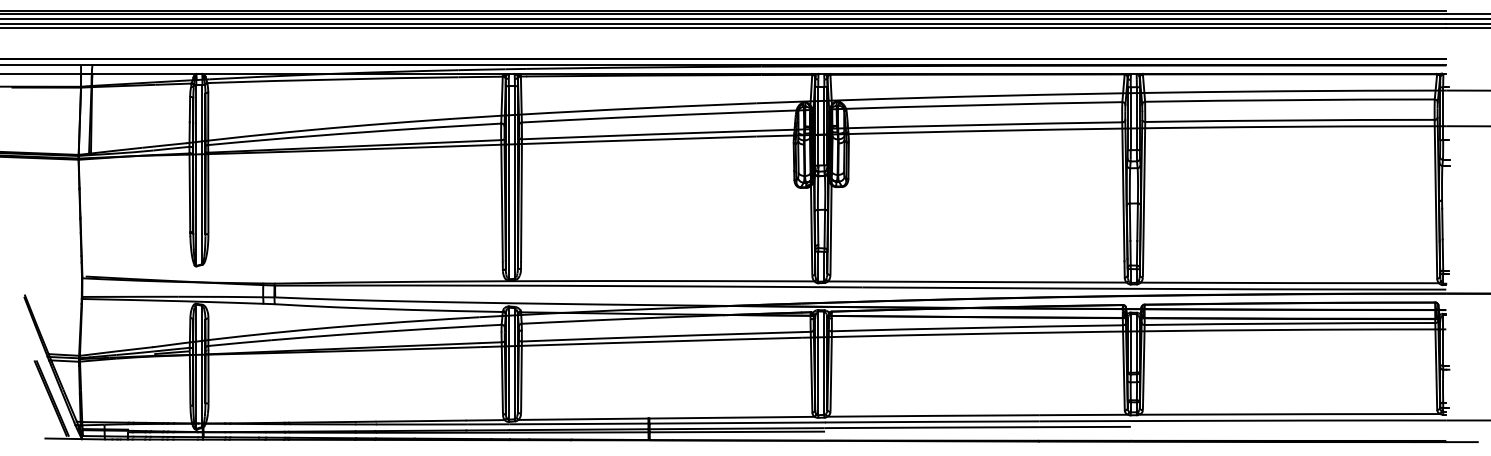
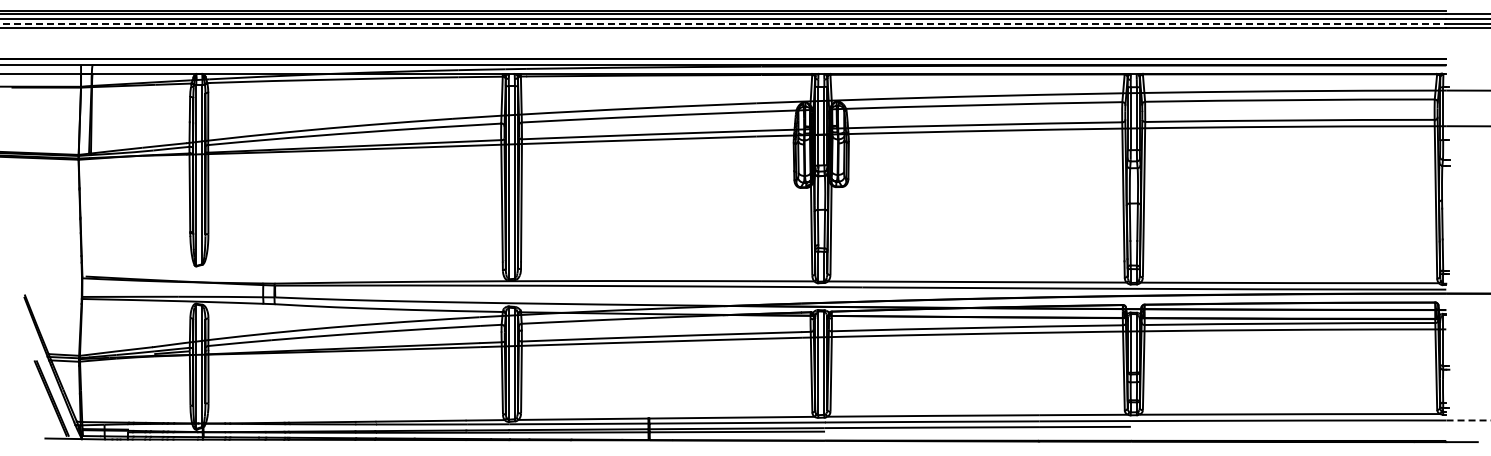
line: solid -> dashed (723, 23)
line: solid -> dashed (1468, 420)
